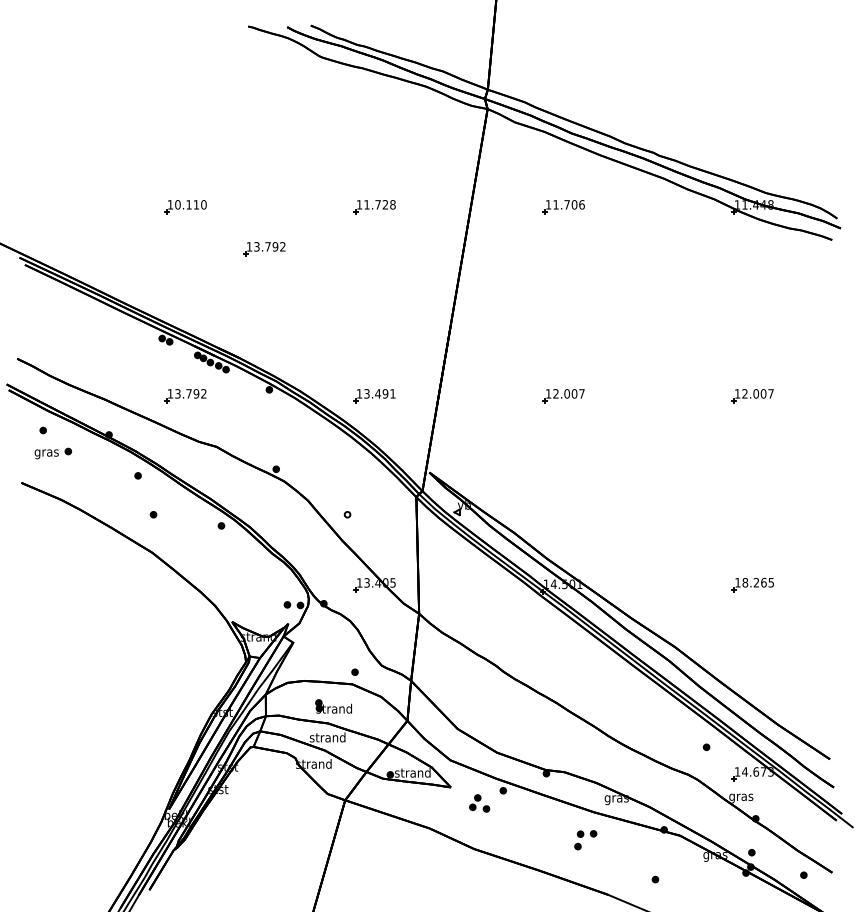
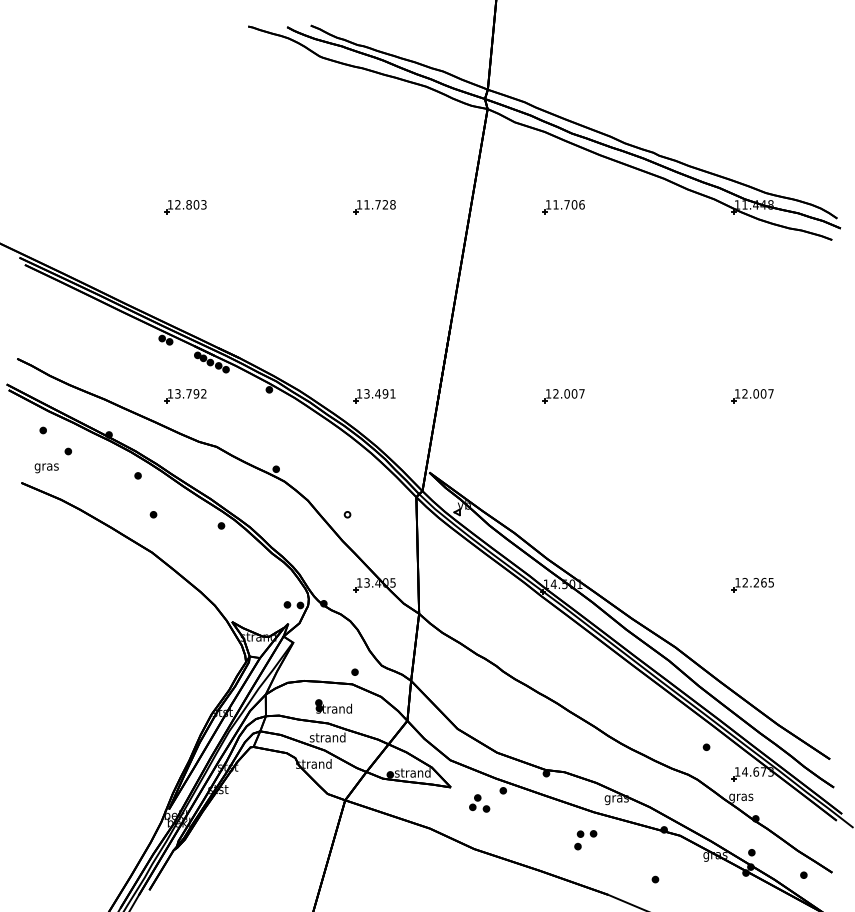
text: 10.110 -> 12.803 (190, 204)
part: present -> none (264, 249)
text position: (46, 454) -> (46, 468) (46, 468)
text: 18.265 -> 12.265 (745, 582)
